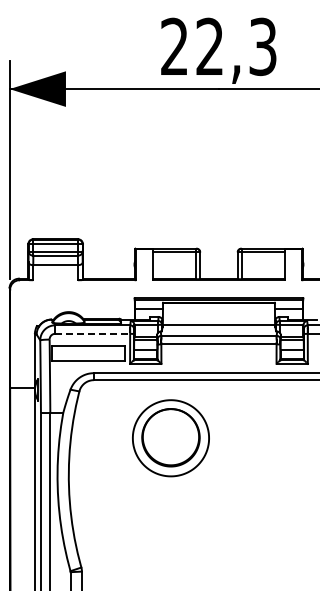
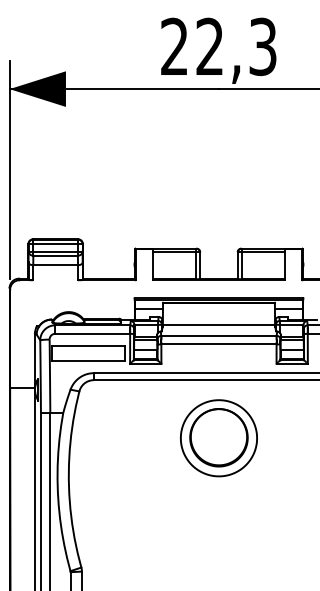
line: dashed -> solid (93, 333)
part position: (170, 438) -> (218, 438) (218, 438)
